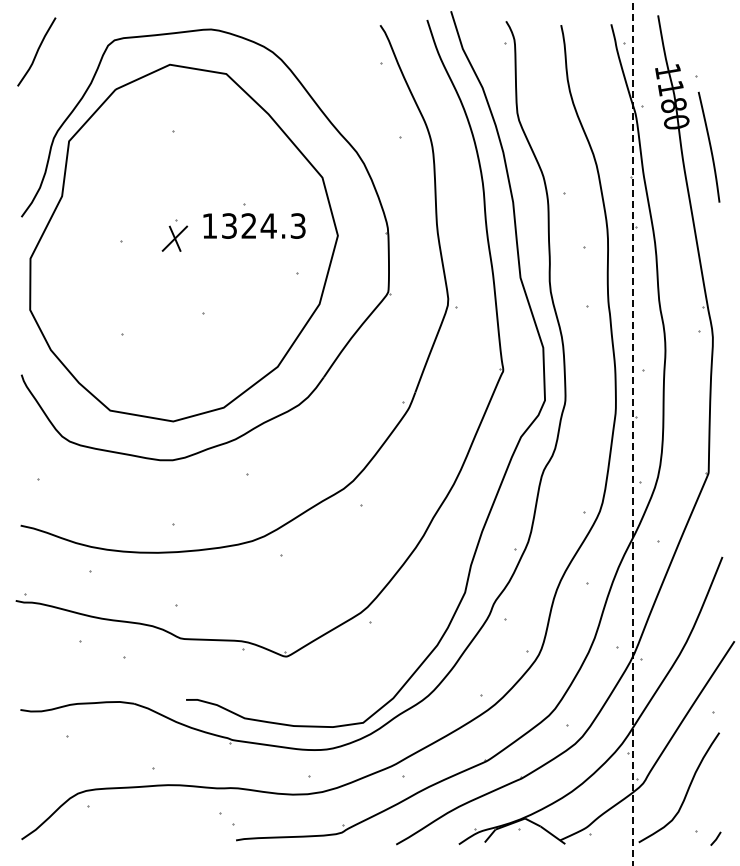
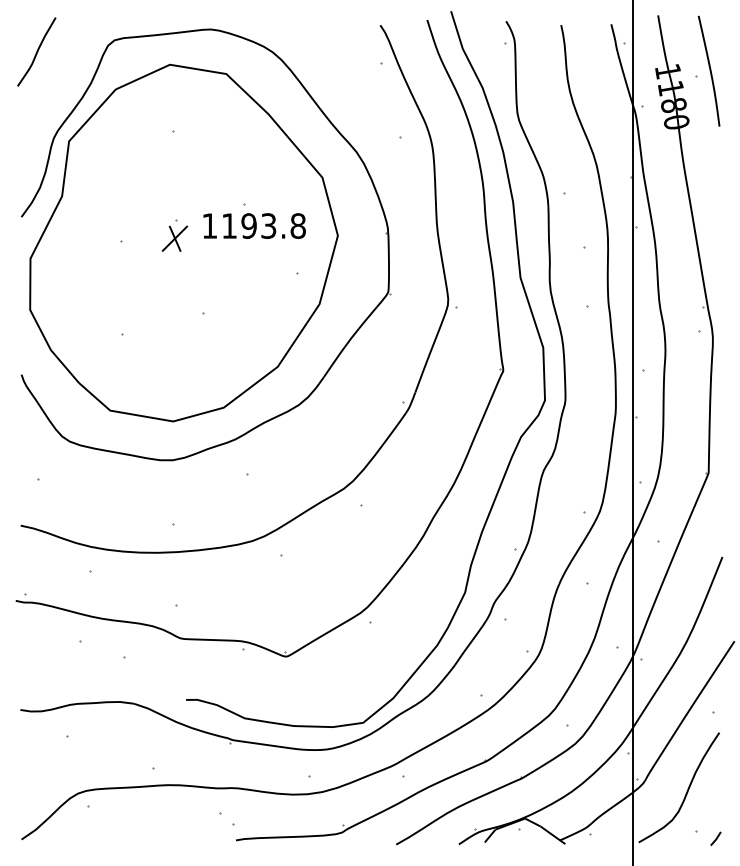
curve position: (709, 146) -> (709, 70) (709, 70)
text: 1324.3 -> 1193.8 (263, 225)
line: dashed -> solid (633, 431)
